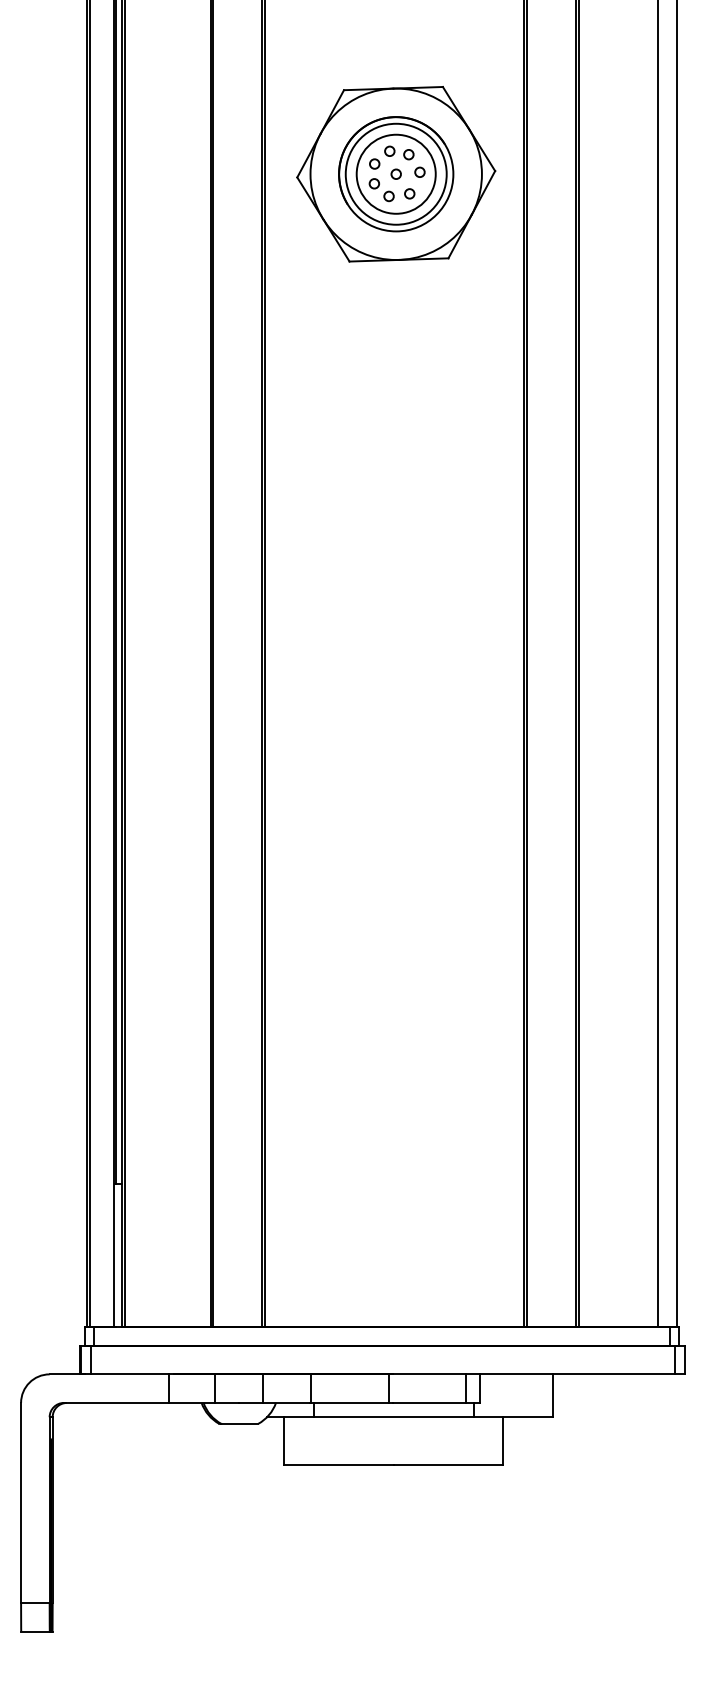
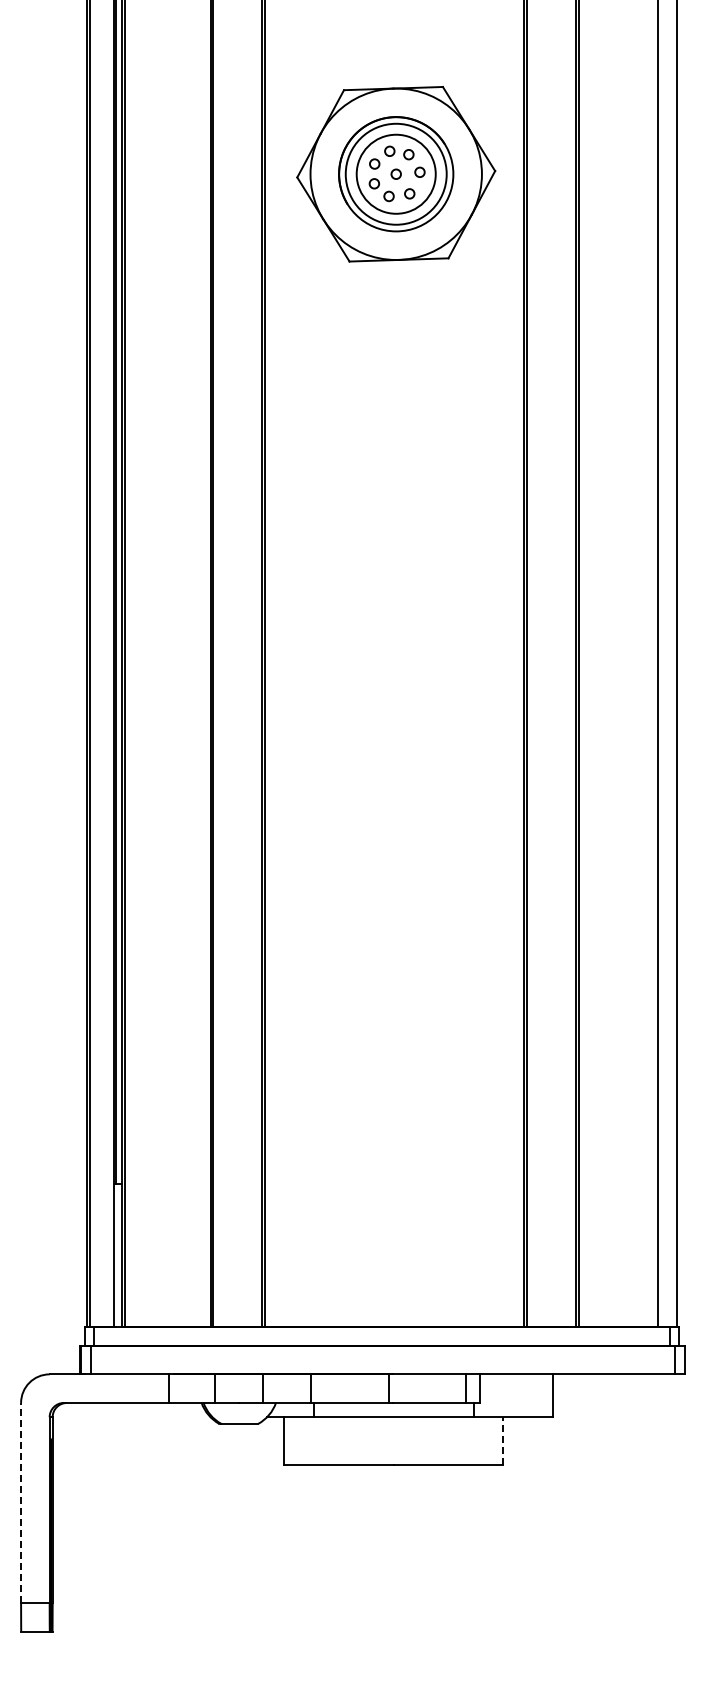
line: solid -> dashed (502, 1441)
line: solid -> dashed (21, 1502)
